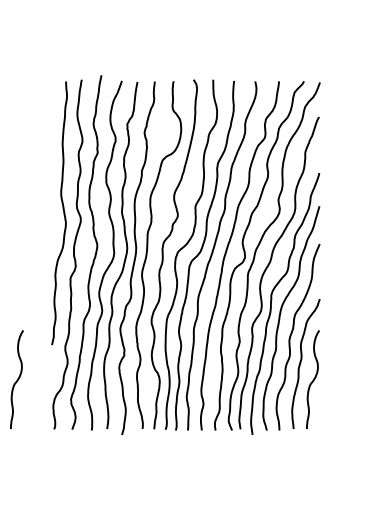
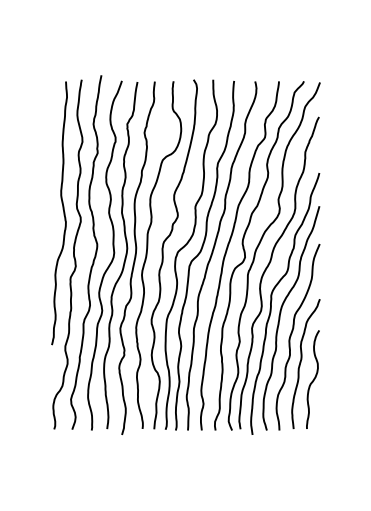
curve: present -> none (17, 379)
